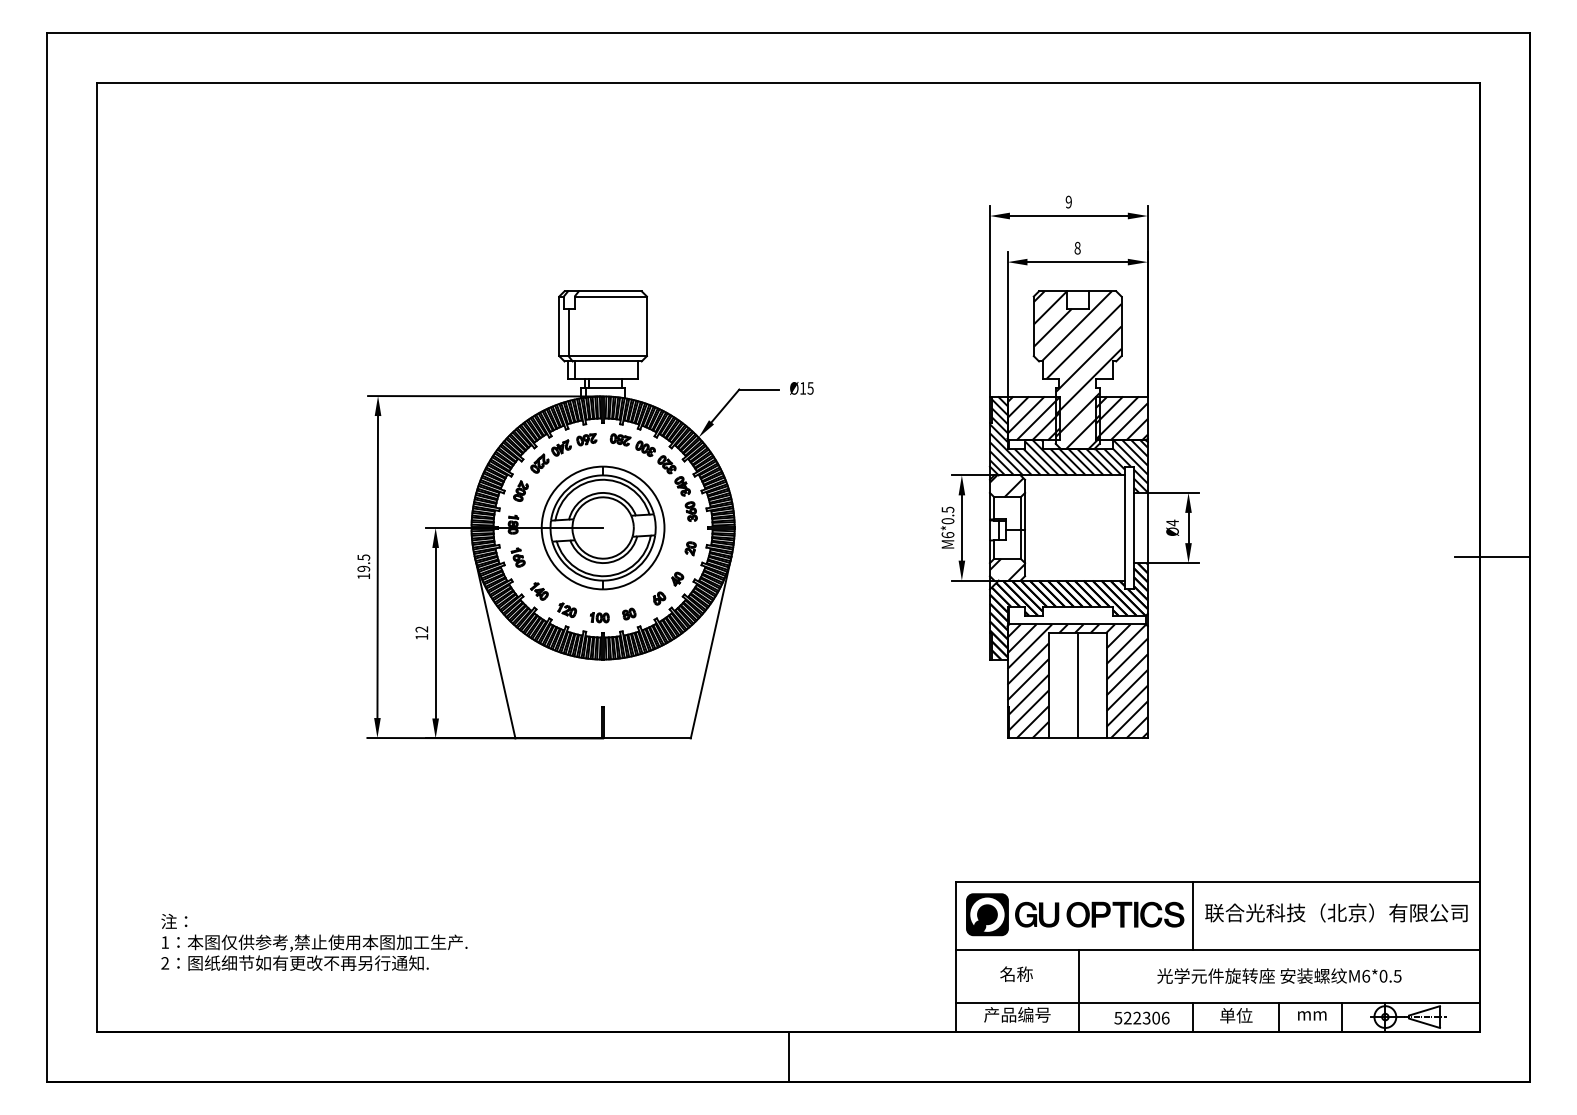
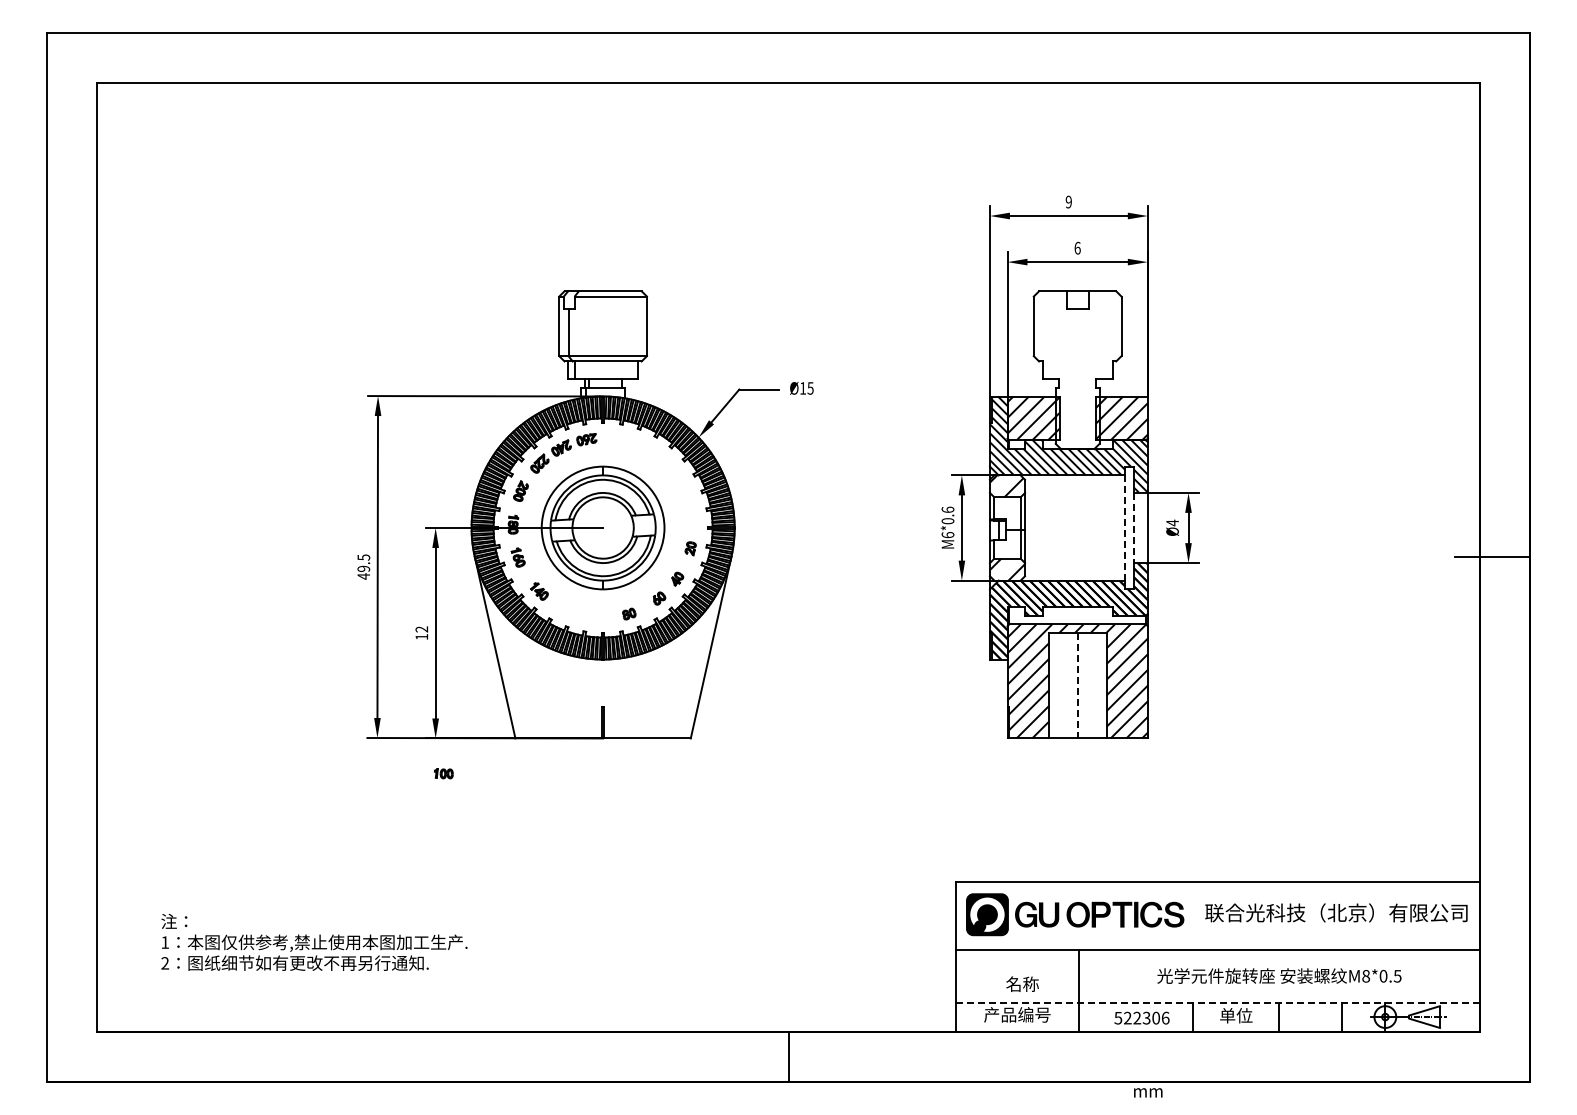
text: 8 -> 6 (1077, 247)
hatch: present -> none (1077, 370)
part: present -> none (662, 467)
text: M6*0.5 -> M6*0.6 (947, 509)
line: solid -> dashed (1125, 528)
line: solid -> dashed (1133, 528)
text: 19.5 -> 49.5 (363, 576)
part: present -> none (566, 609)
part position: (599, 617) -> (443, 773) (443, 773)
line: solid -> dashed (1077, 685)
line: present -> none (1193, 915)
text position: (1016, 973) -> (1022, 983) (1022, 983)
text: M6*0.5 -> M8*0.5 (1366, 976)
line: solid -> dashed (1218, 1002)
text position: (1312, 1015) -> (1148, 1092) (1148, 1092)
